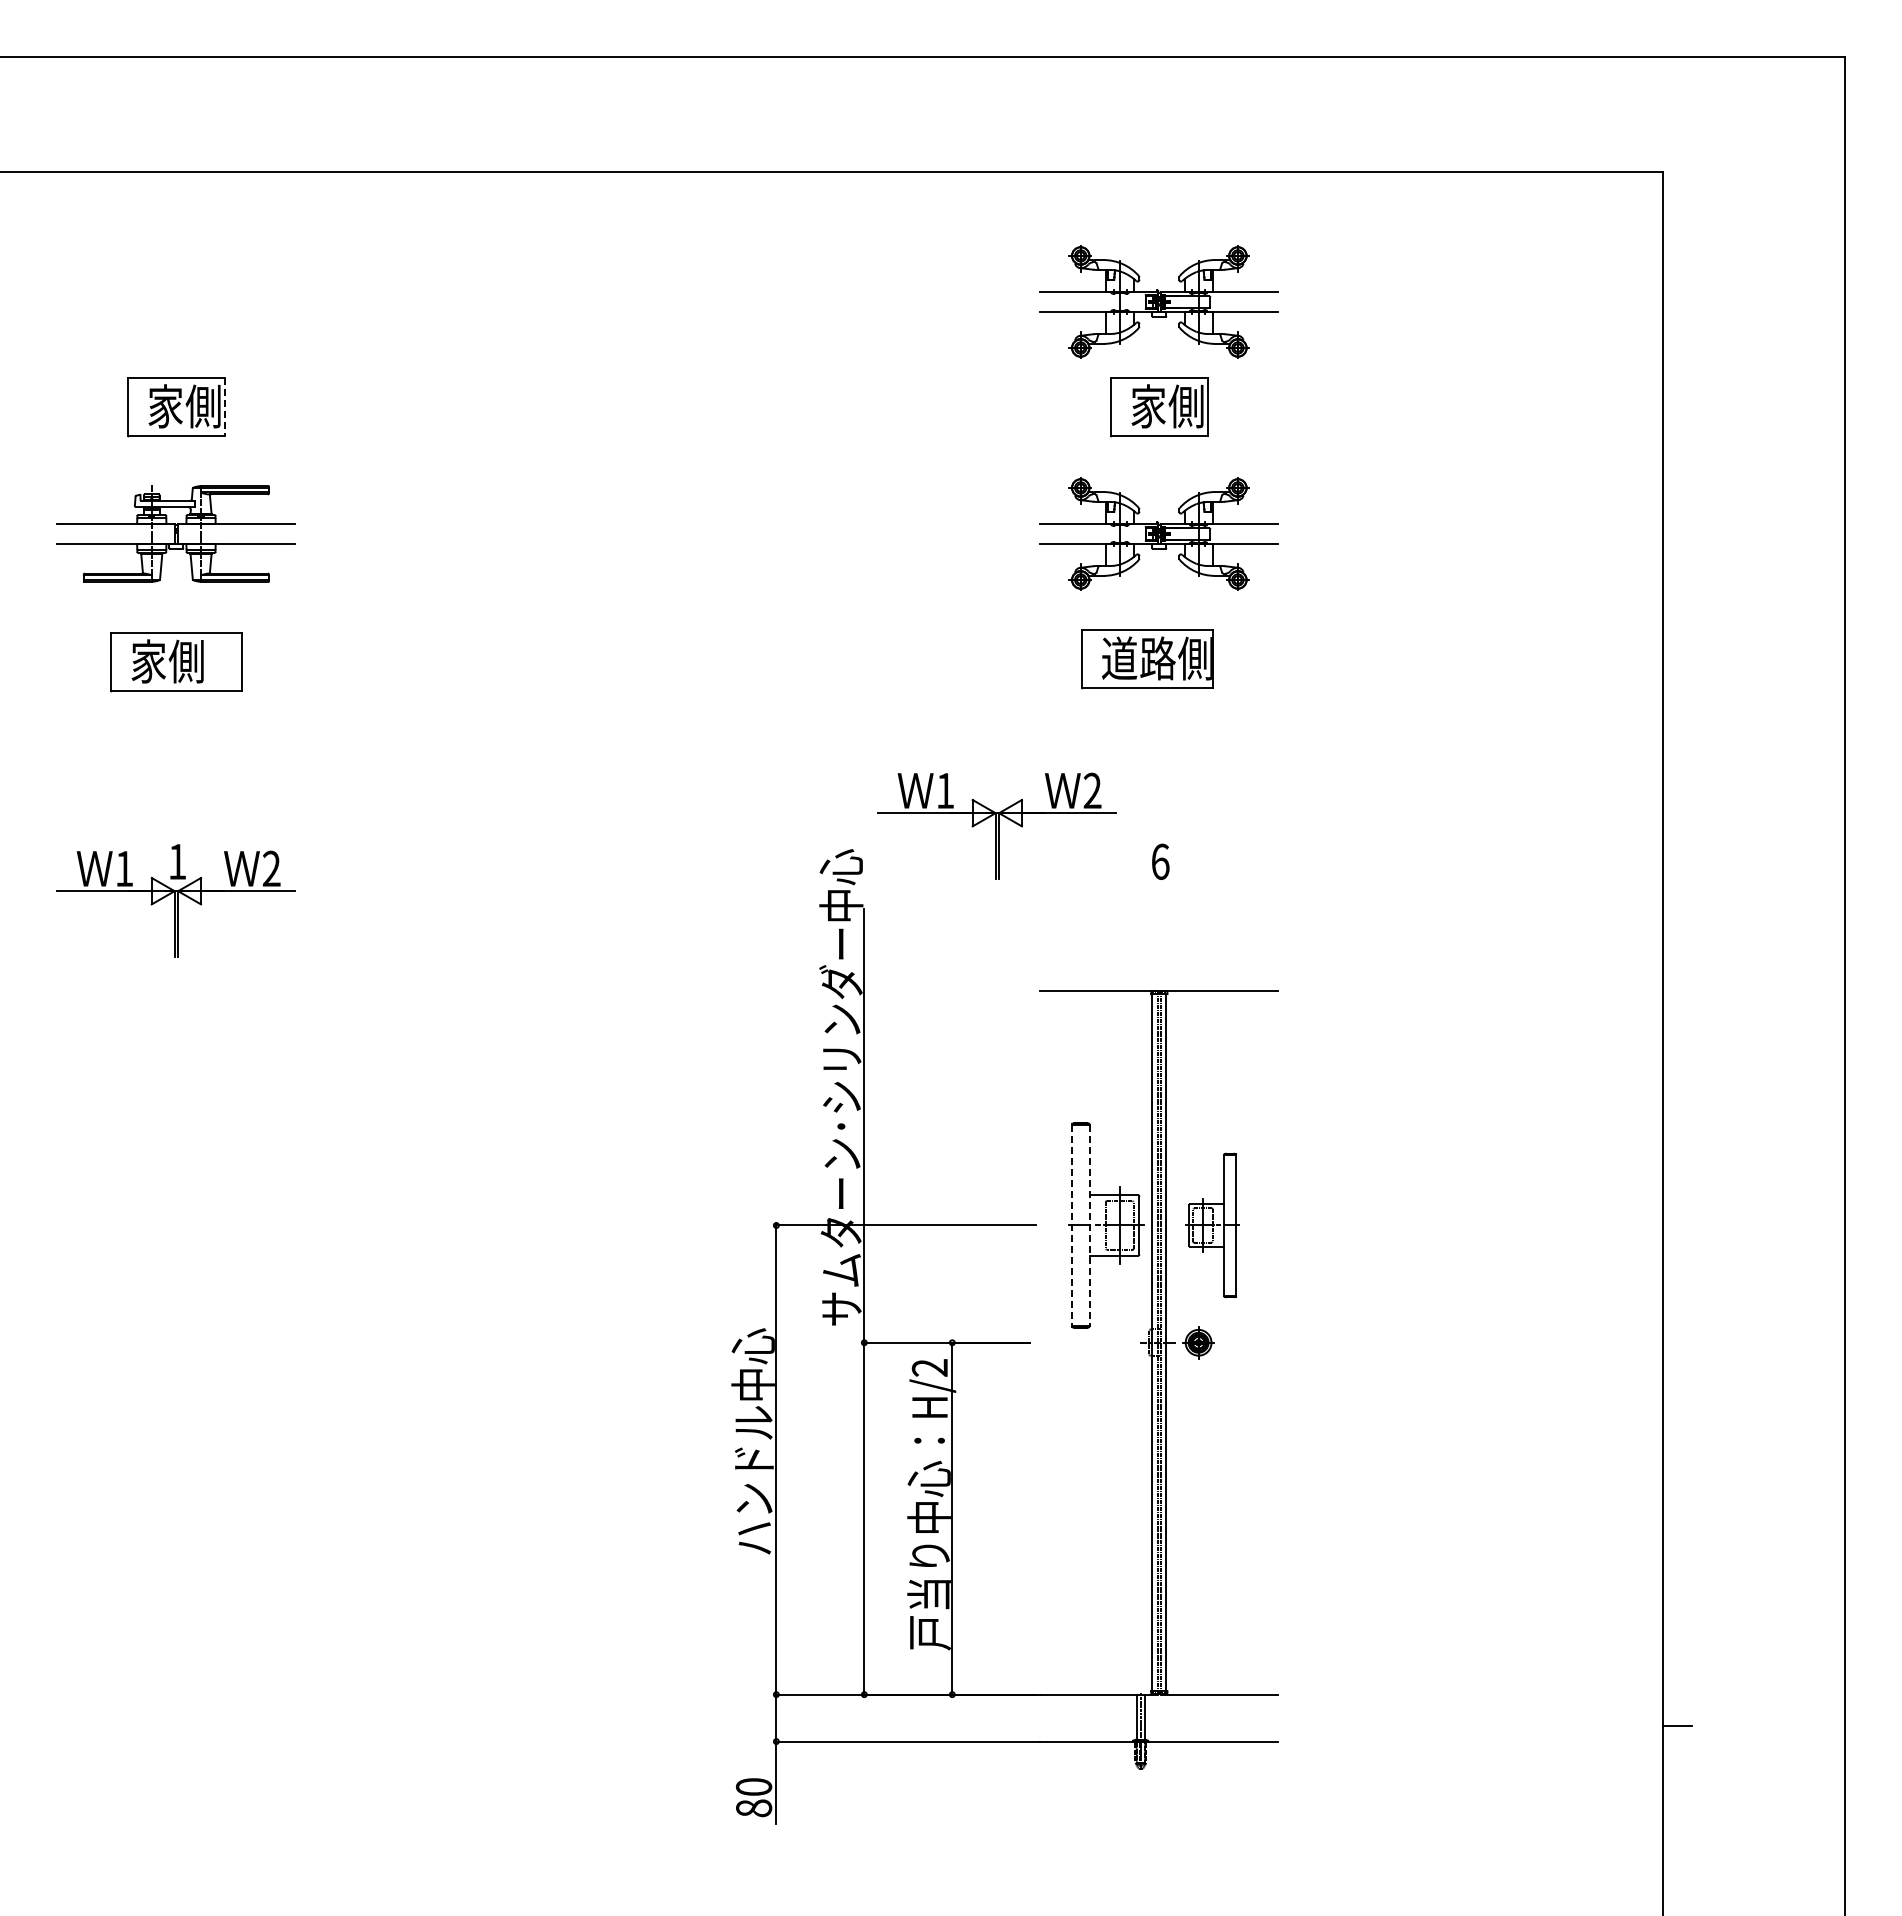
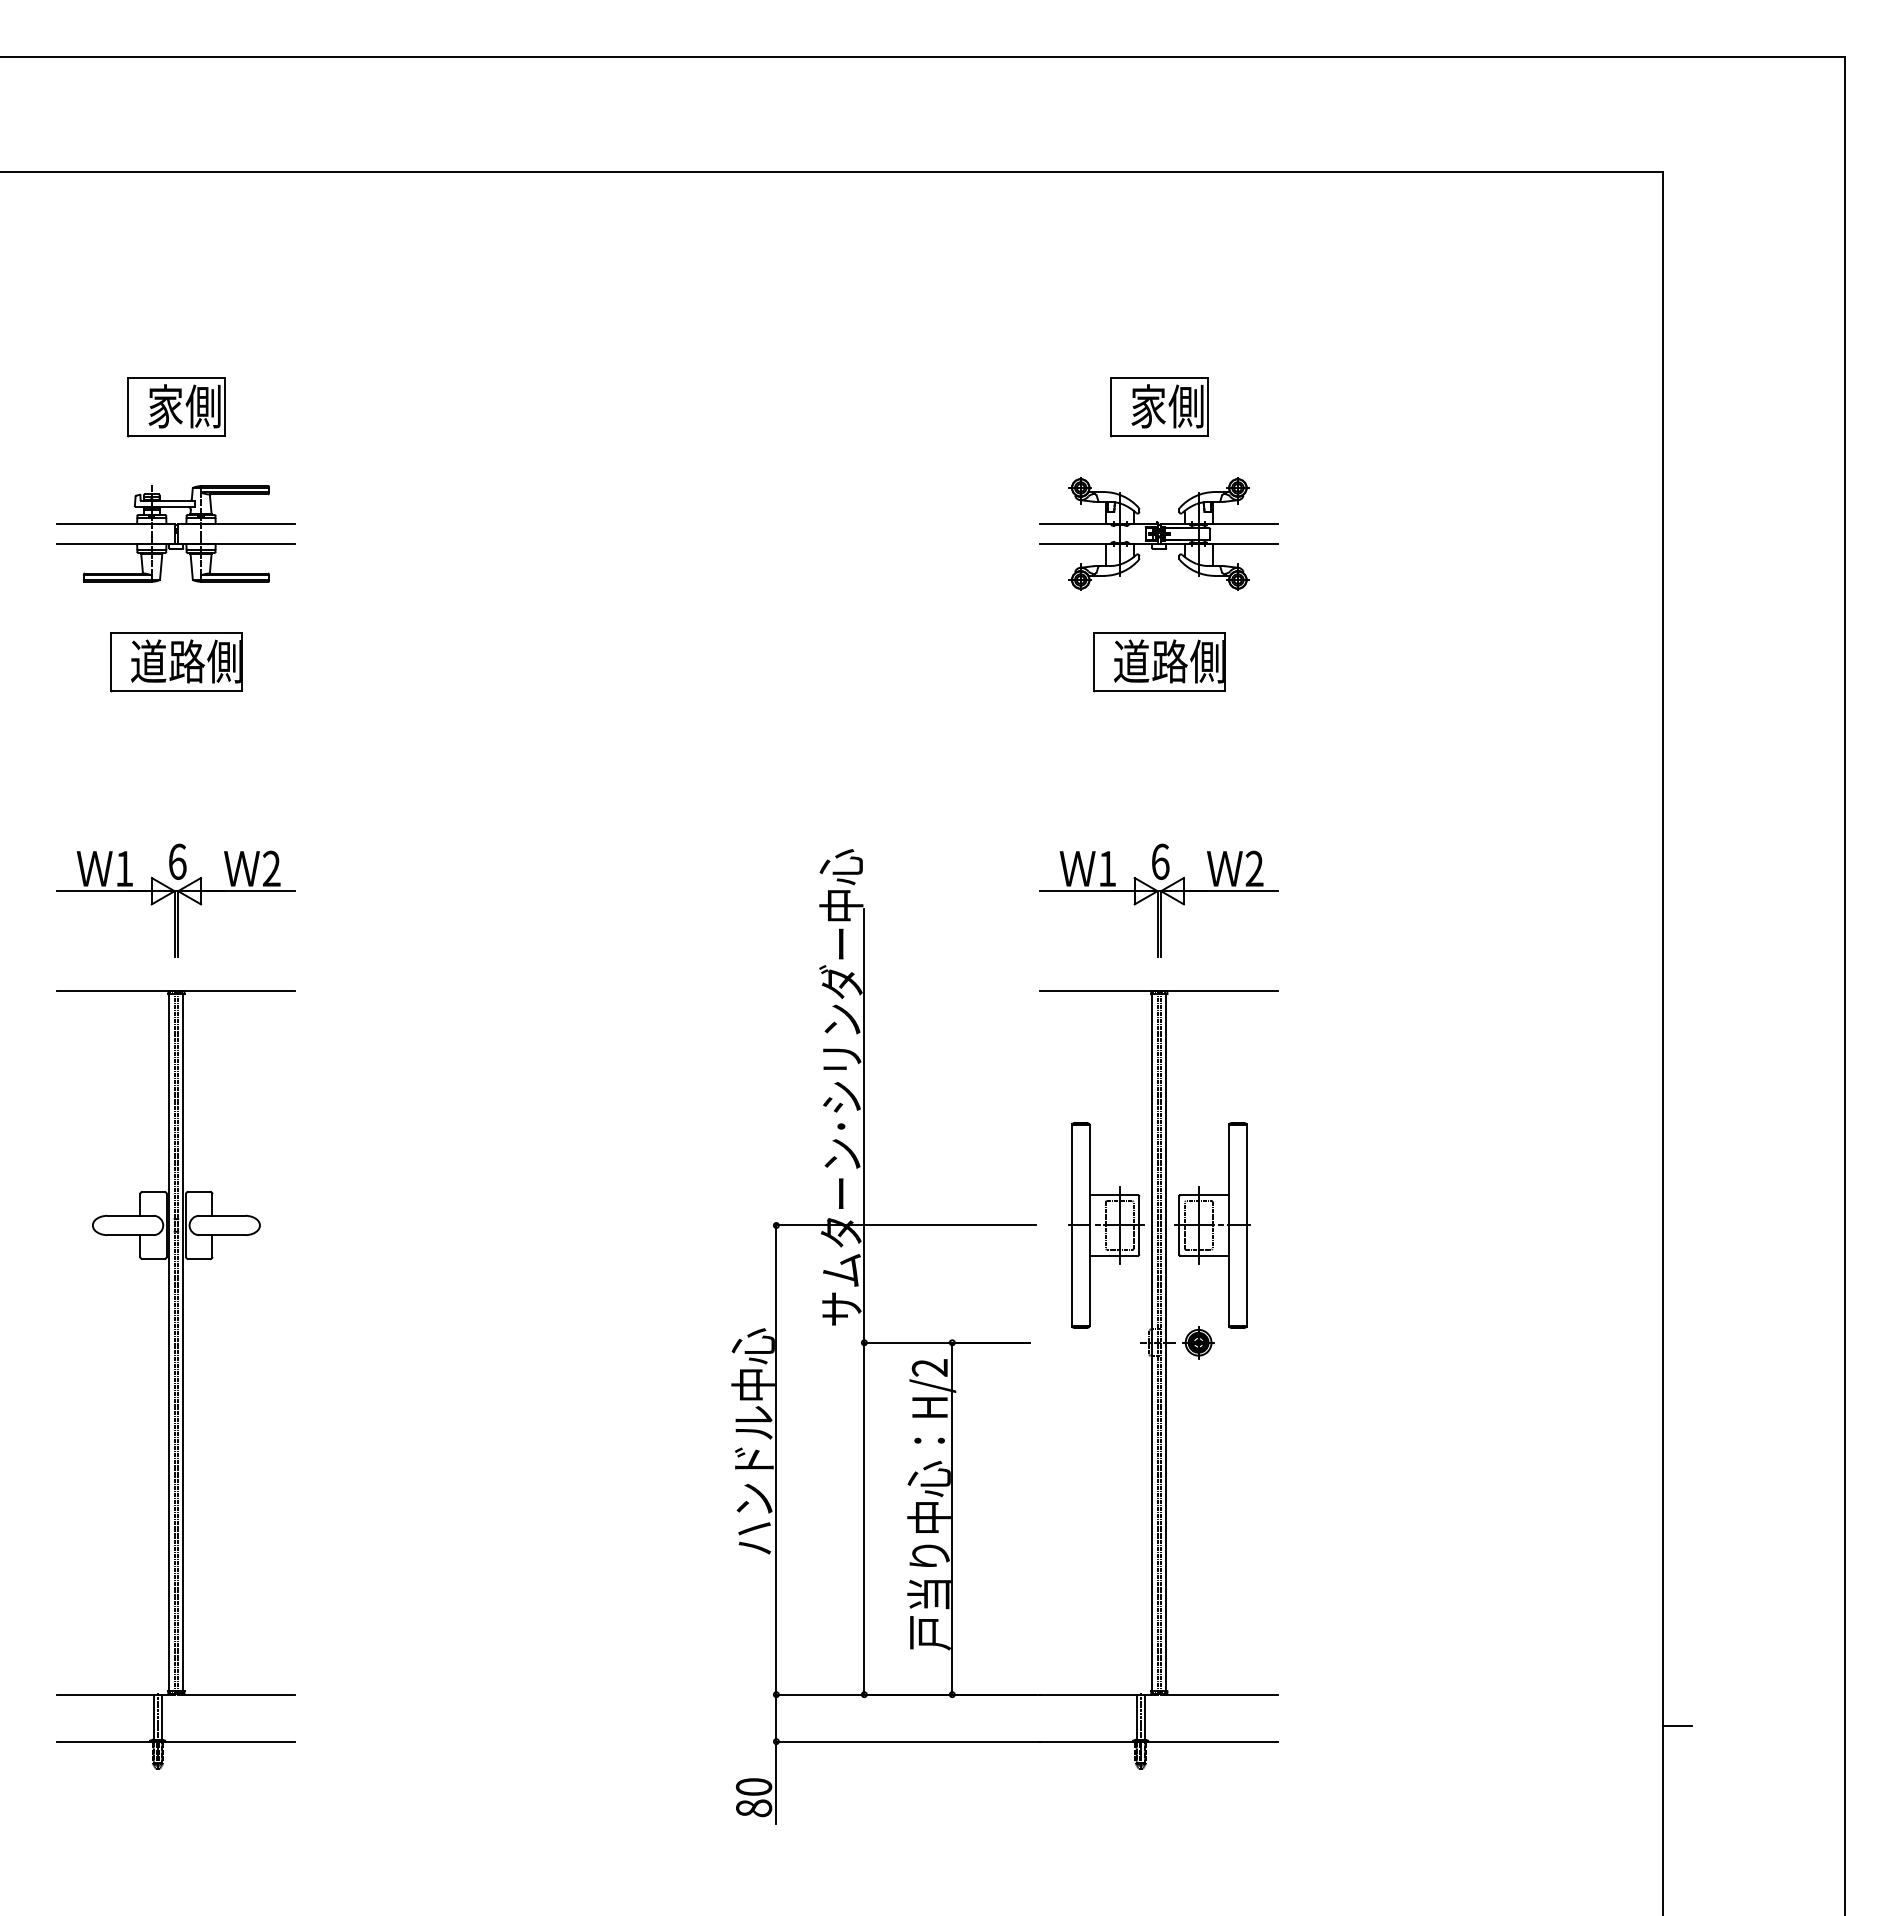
part: present -> none (1158, 301)
line: dashed -> solid (225, 407)
part position: (1147, 659) -> (1159, 662) (1159, 662)
text: 家側 -> 道路側 (185, 661)
part position: (996, 825) -> (1158, 903) (1158, 903)
text: 1 -> 6 (177, 861)
line: dashed -> solid (1071, 1225)
line: dashed -> solid (1089, 1225)
part size: 55x147 px -> 77x207 px (1212, 1225)
part: none -> present (175, 1379)
